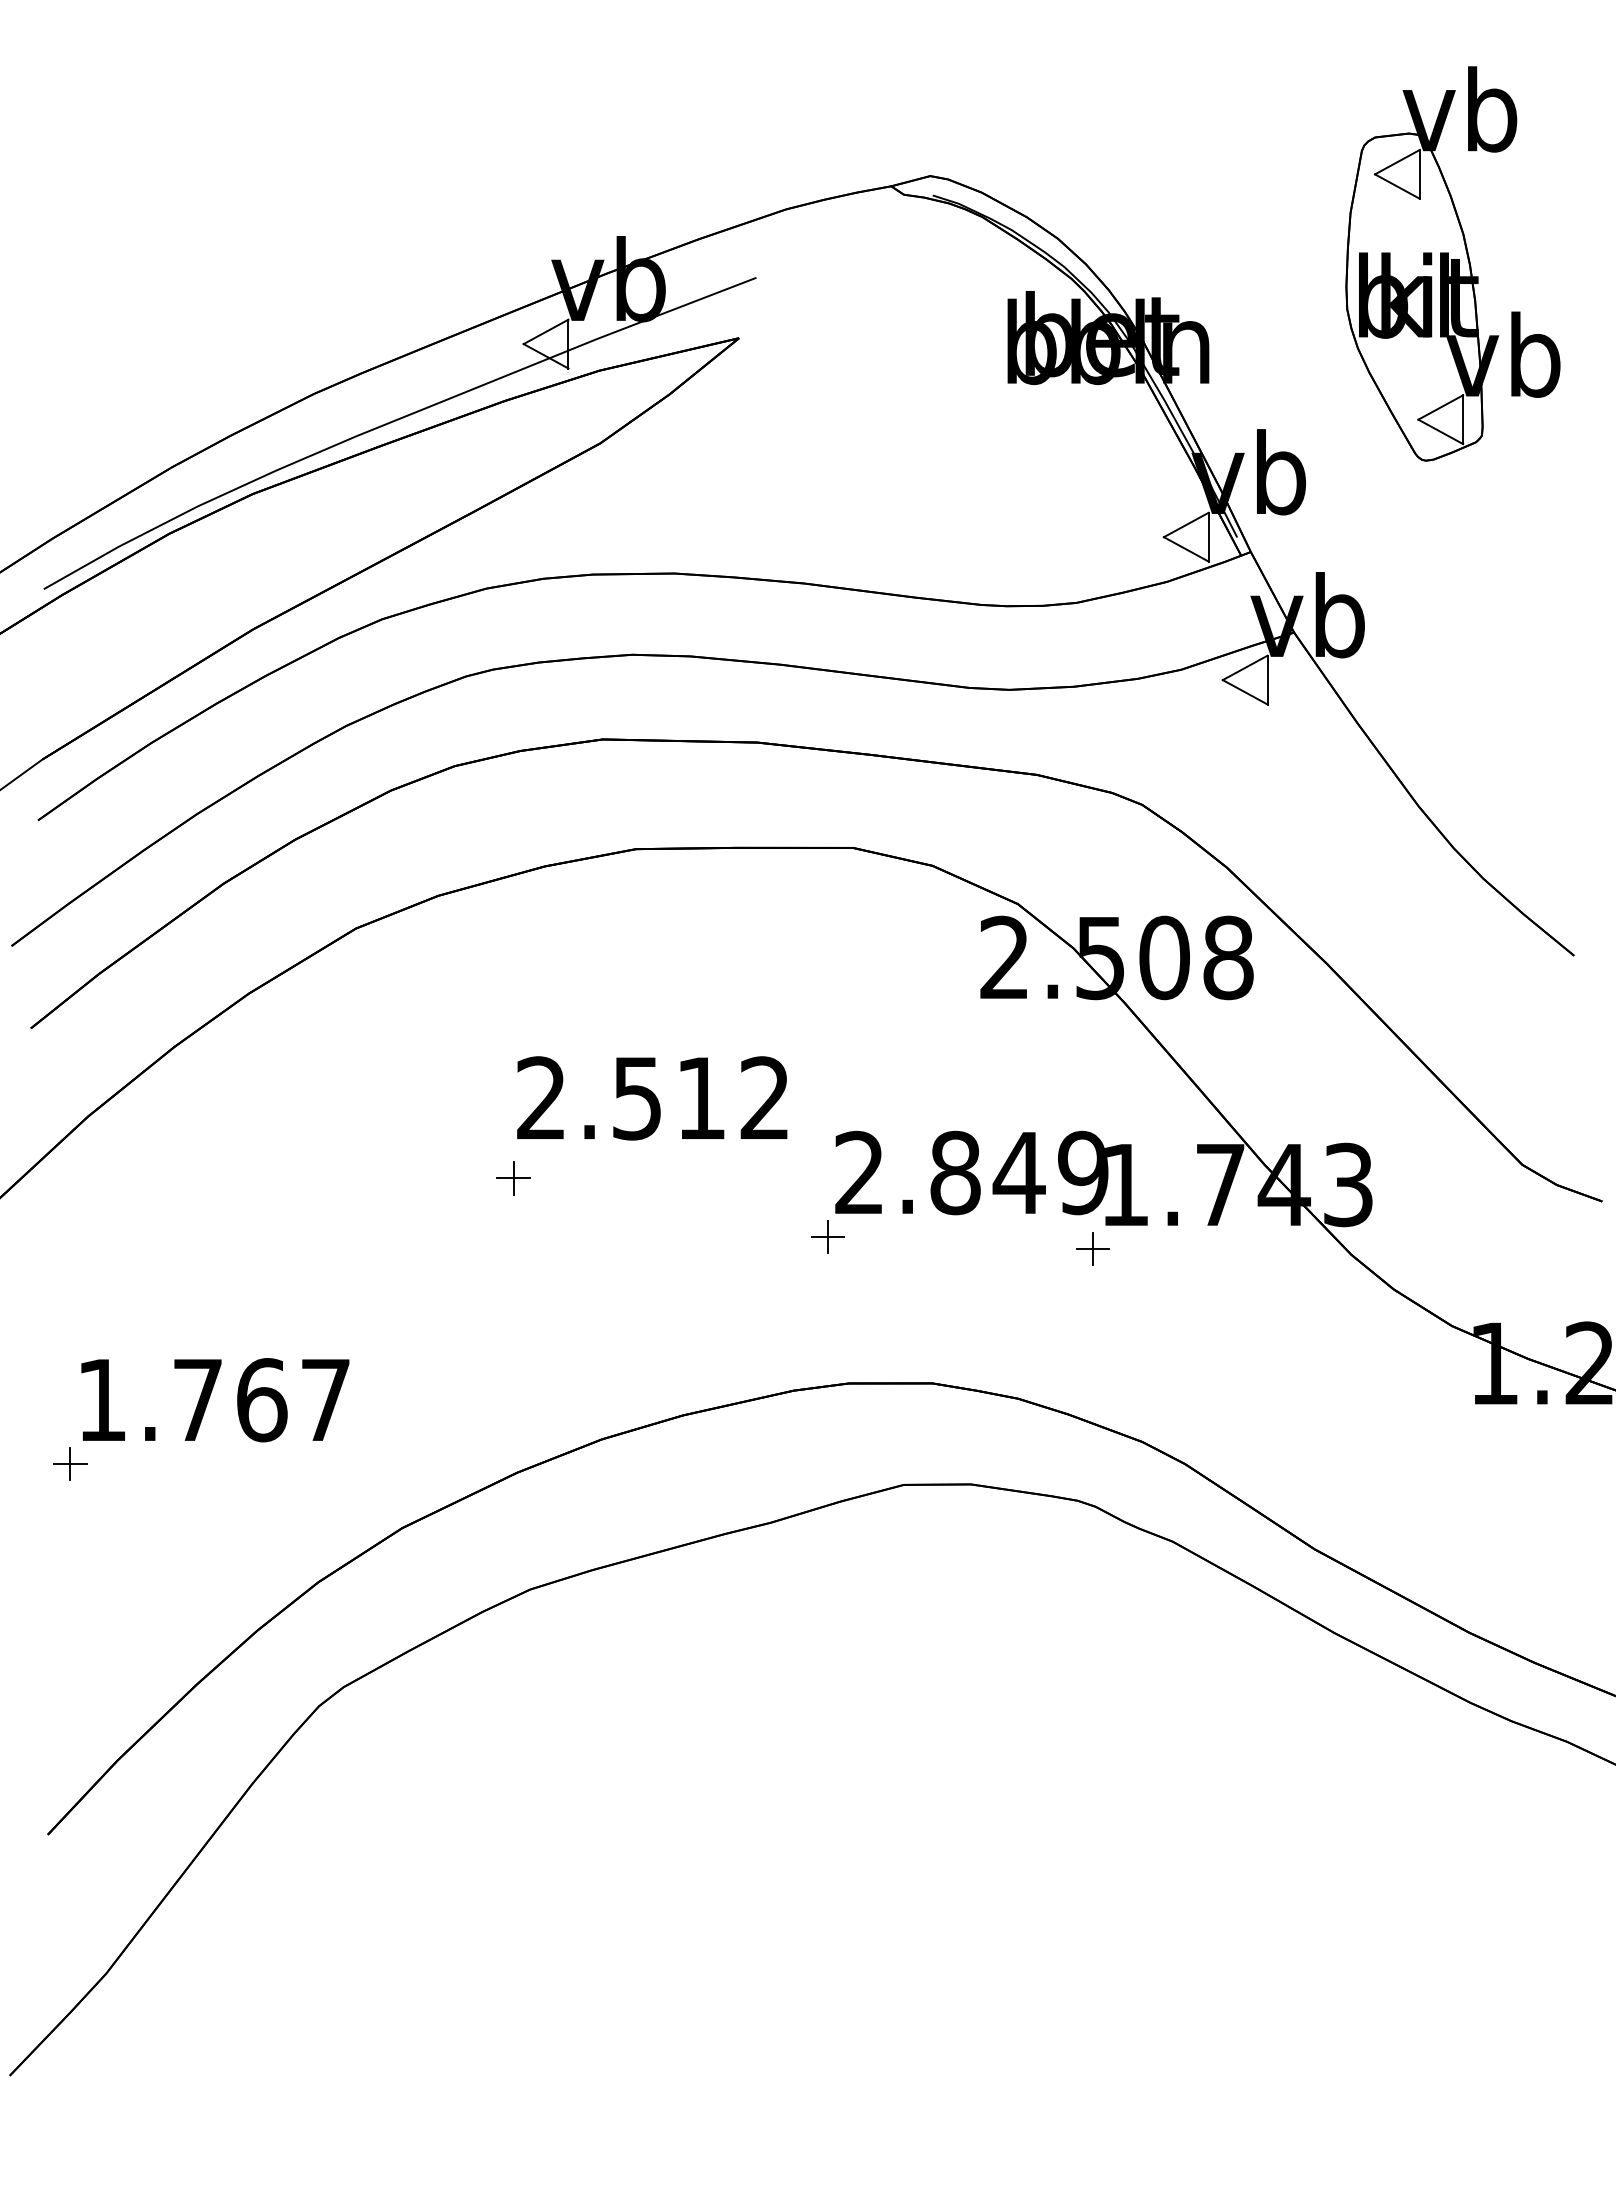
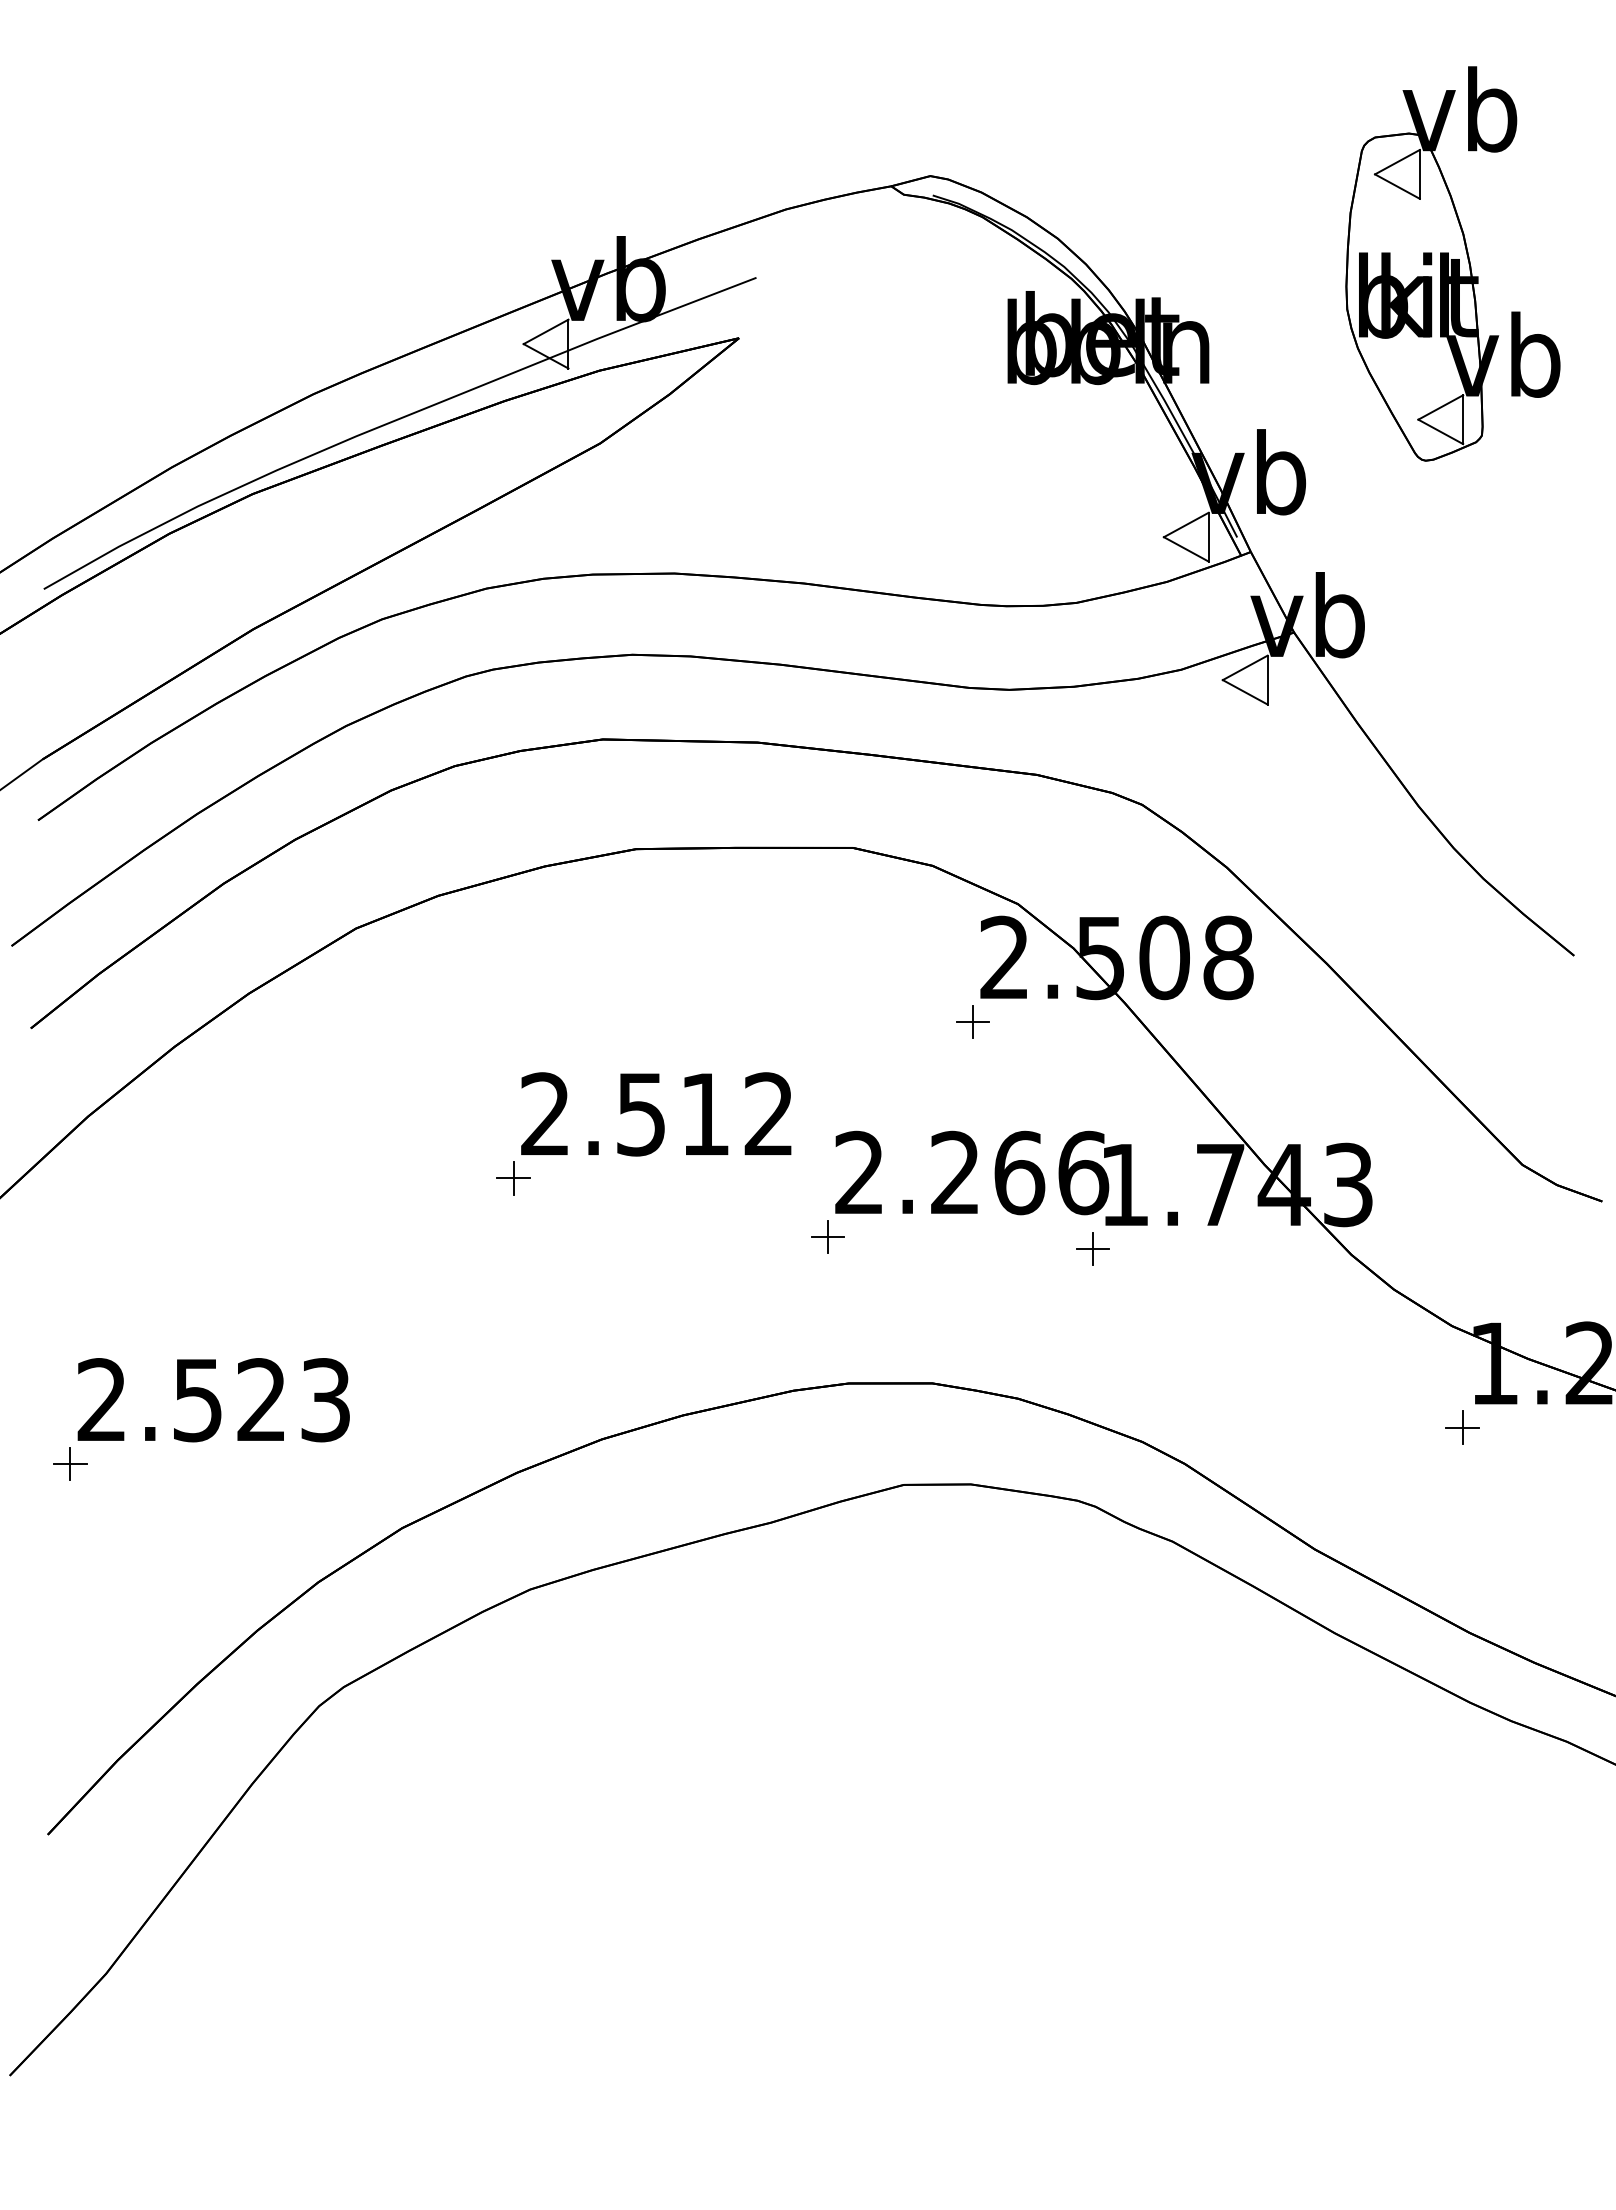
part: none -> present (972, 1021)
text position: (652, 1098) -> (656, 1114) (656, 1114)
text: 2.849 -> 2.266 (1019, 1172)
text: 1.767 -> 2.523 (213, 1400)
part: none -> present (1462, 1427)
